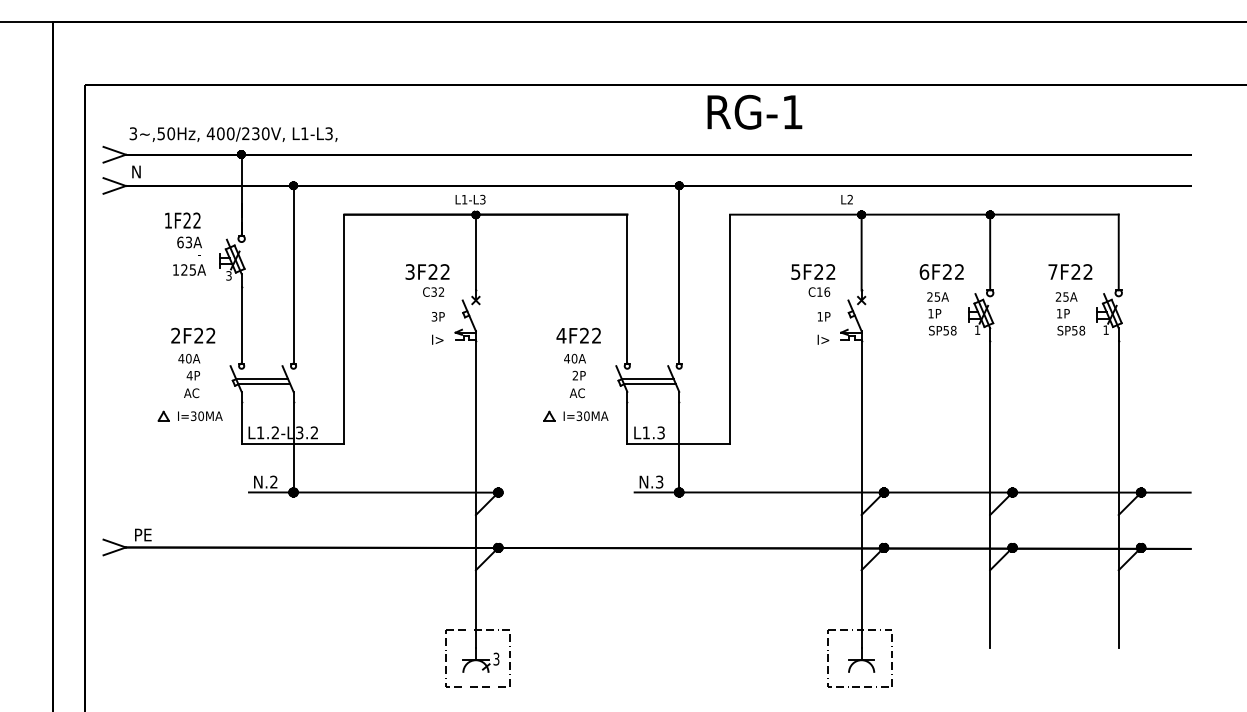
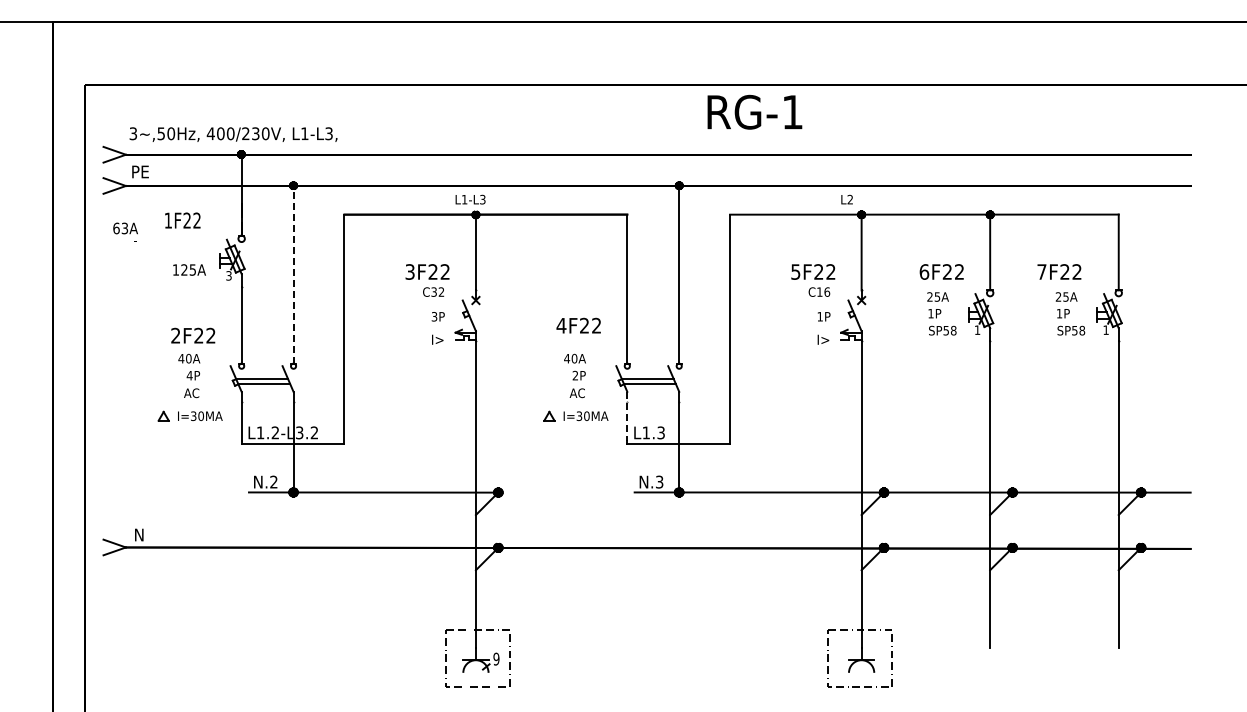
text: N -> PE (140, 171)
text position: (189, 245) -> (125, 231) (125, 231)
text position: (1070, 271) -> (1059, 271) (1059, 271)
line: solid -> dashed (293, 274)
text position: (578, 335) -> (578, 325) (578, 325)
line: solid -> dashed (627, 416)
text: PE -> N (143, 534)
text: 3 -> 9 (496, 658)
